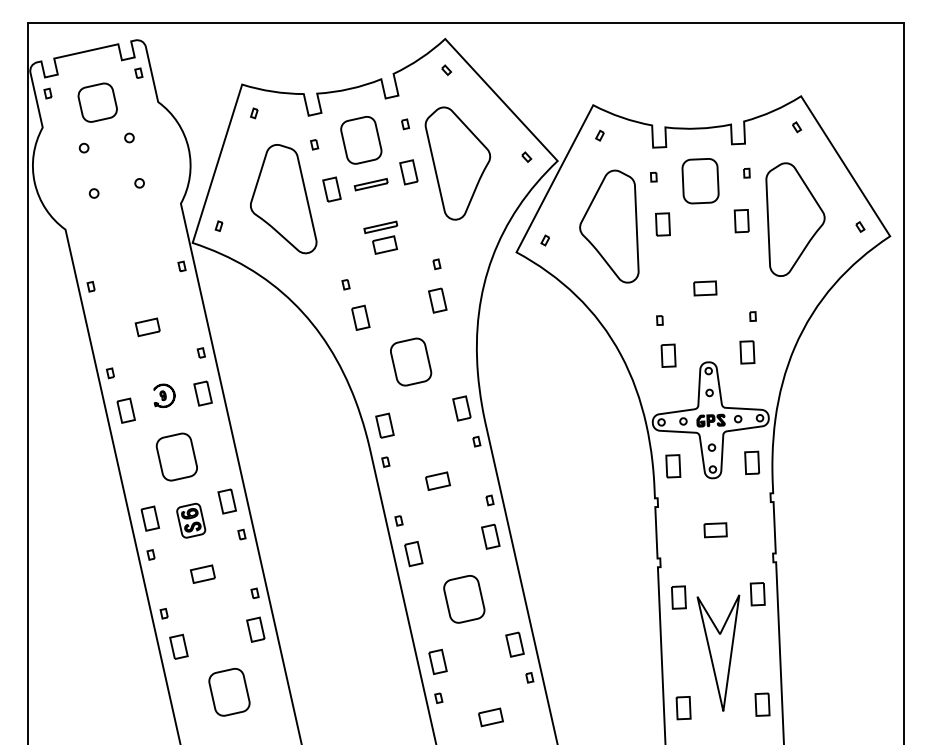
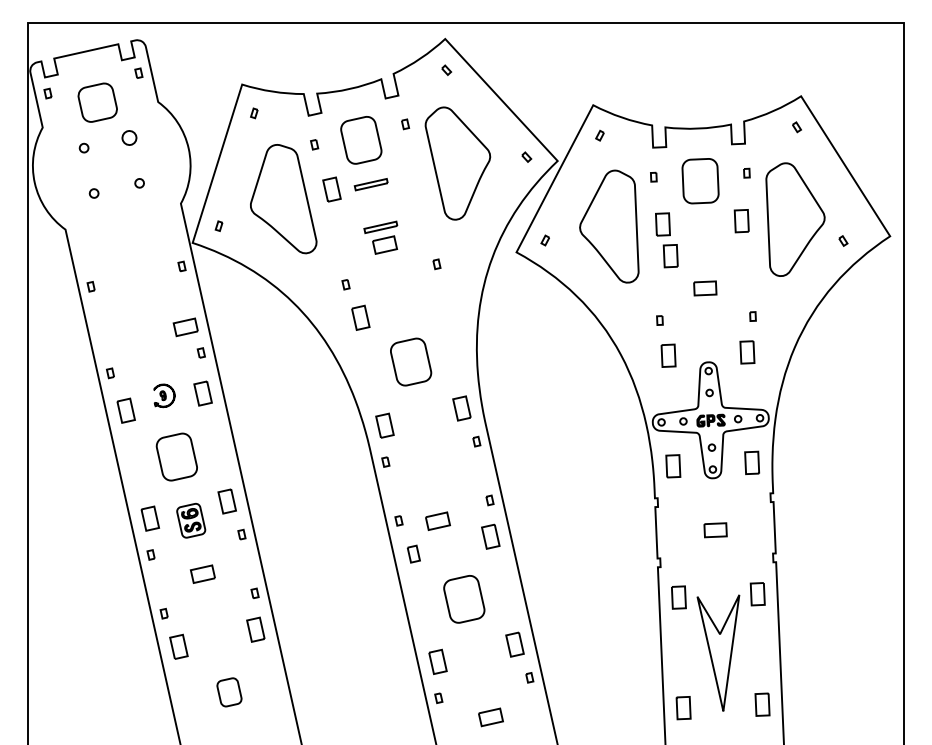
part size: 11x12 px -> 17x16 px (129, 137)
part: present -> none (408, 172)
part position: (860, 226) -> (843, 240) (843, 240)
part: none -> present (670, 256)
part: present -> none (437, 300)
part position: (147, 327) -> (185, 327) (185, 327)
part position: (437, 480) -> (437, 520) (437, 520)
part size: 20x27 px -> 15x20 px (413, 553)
part size: 43x49 px -> 27x31 px (229, 692)
